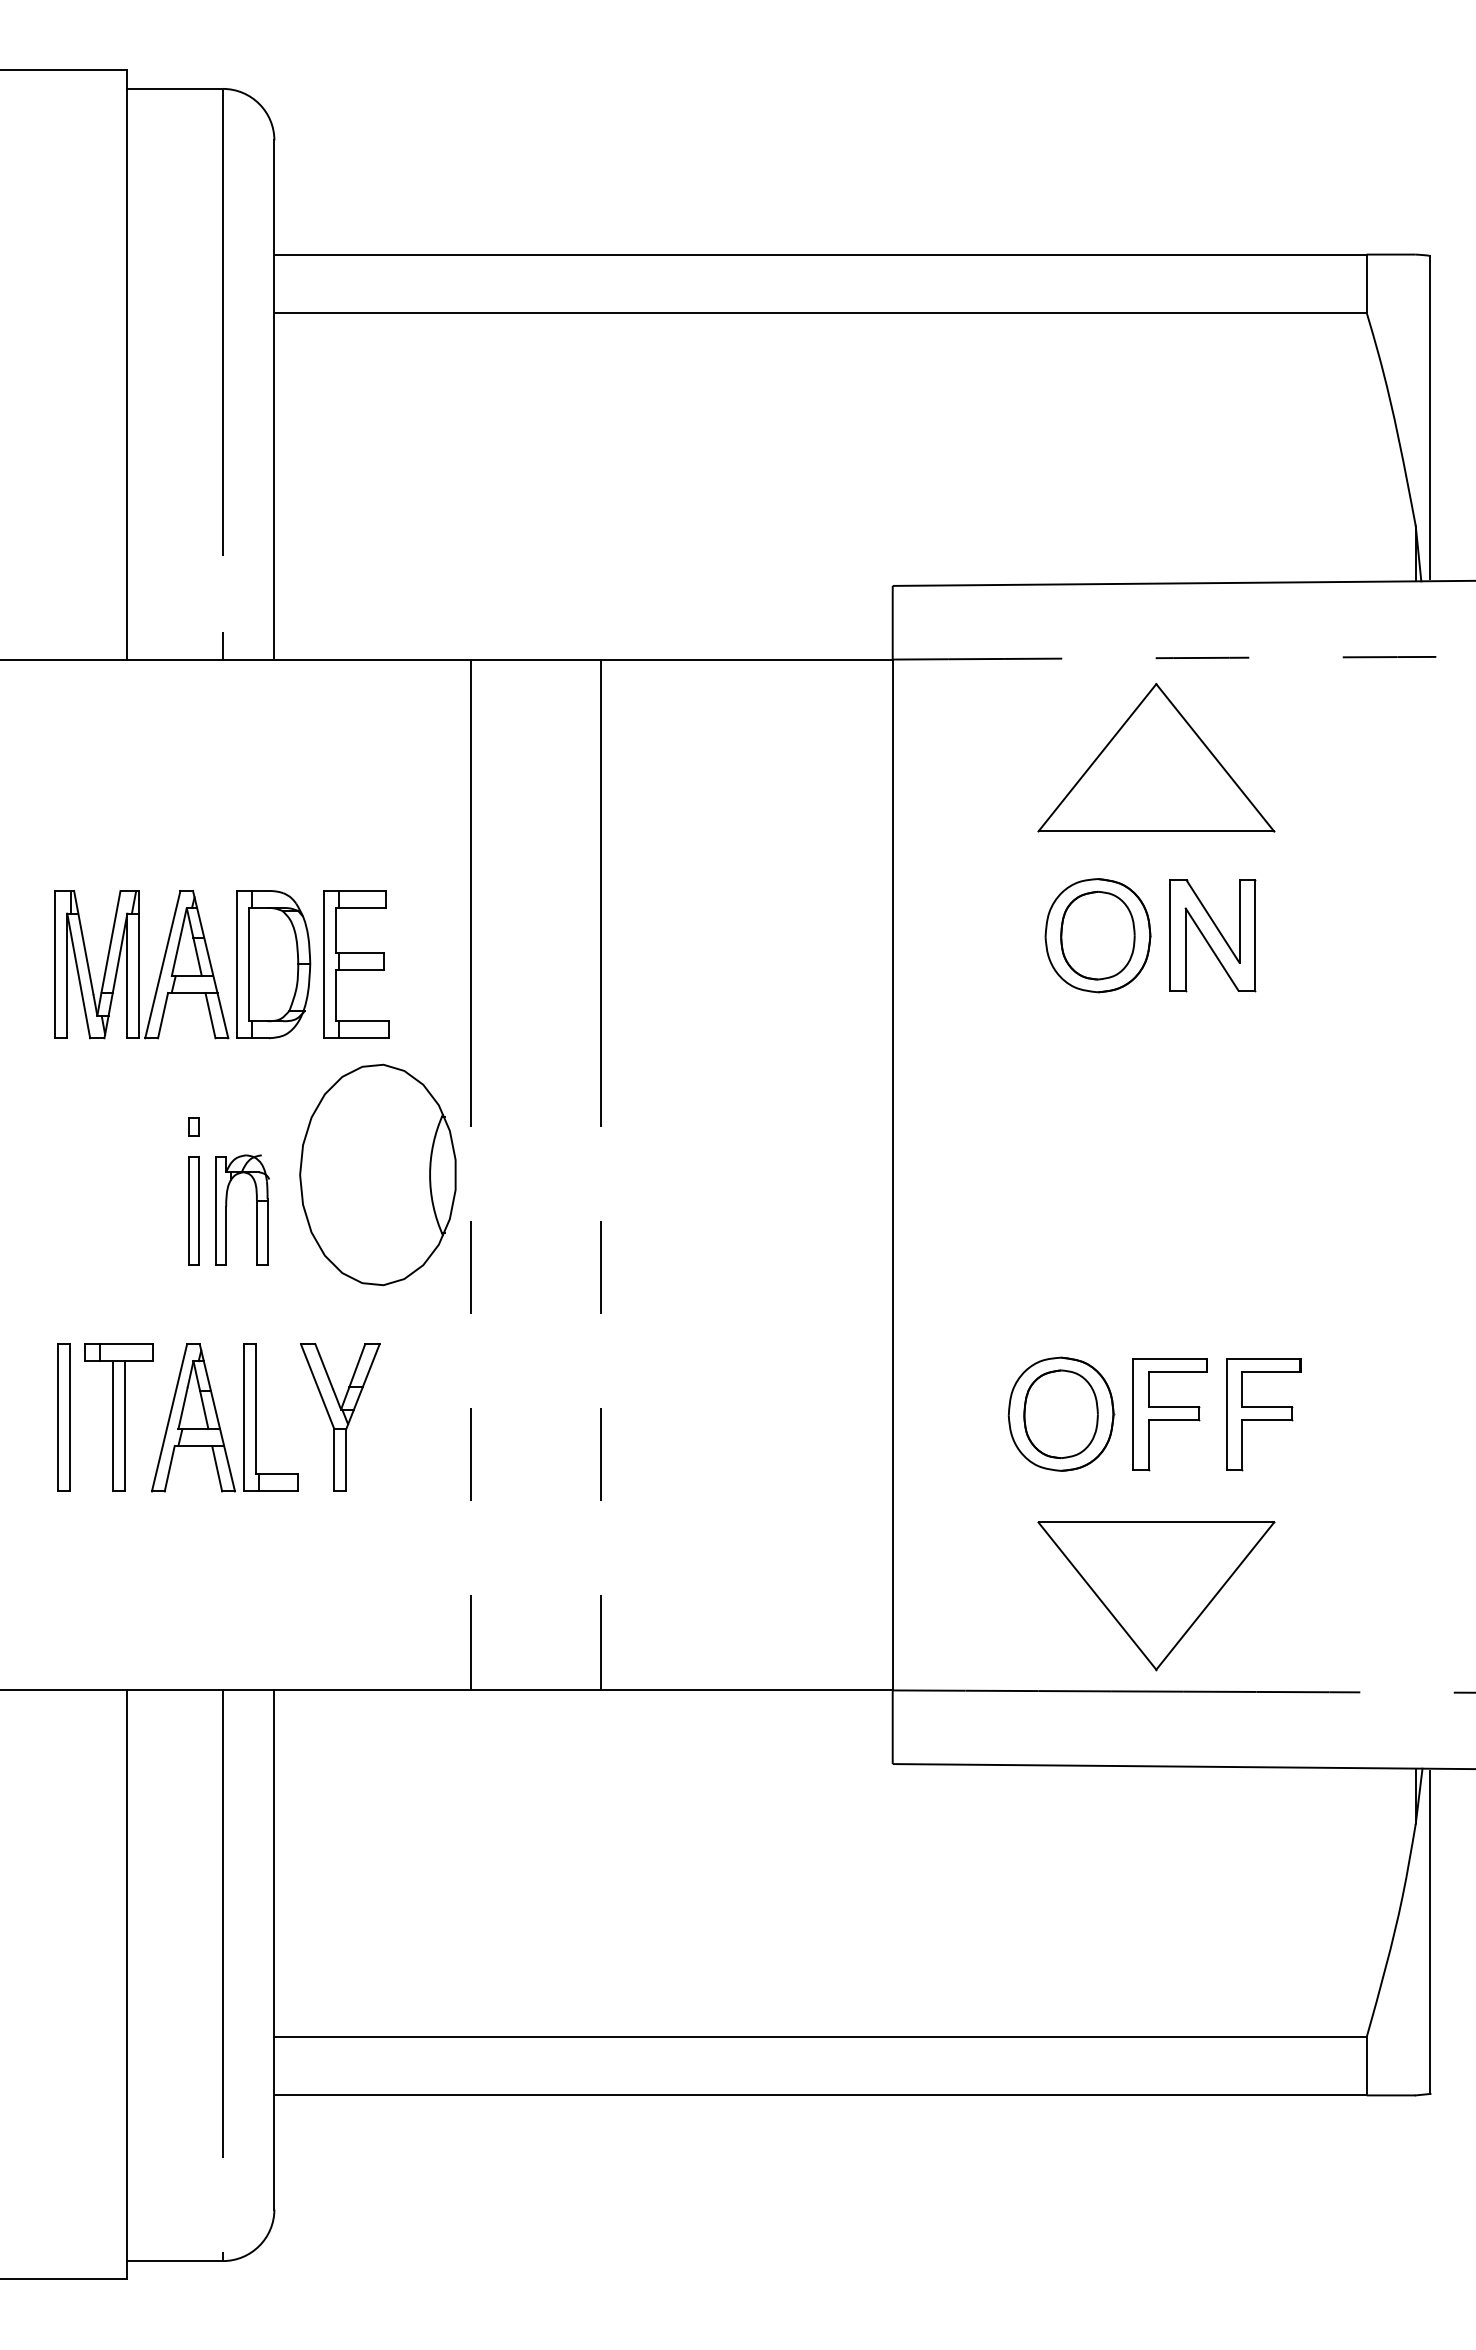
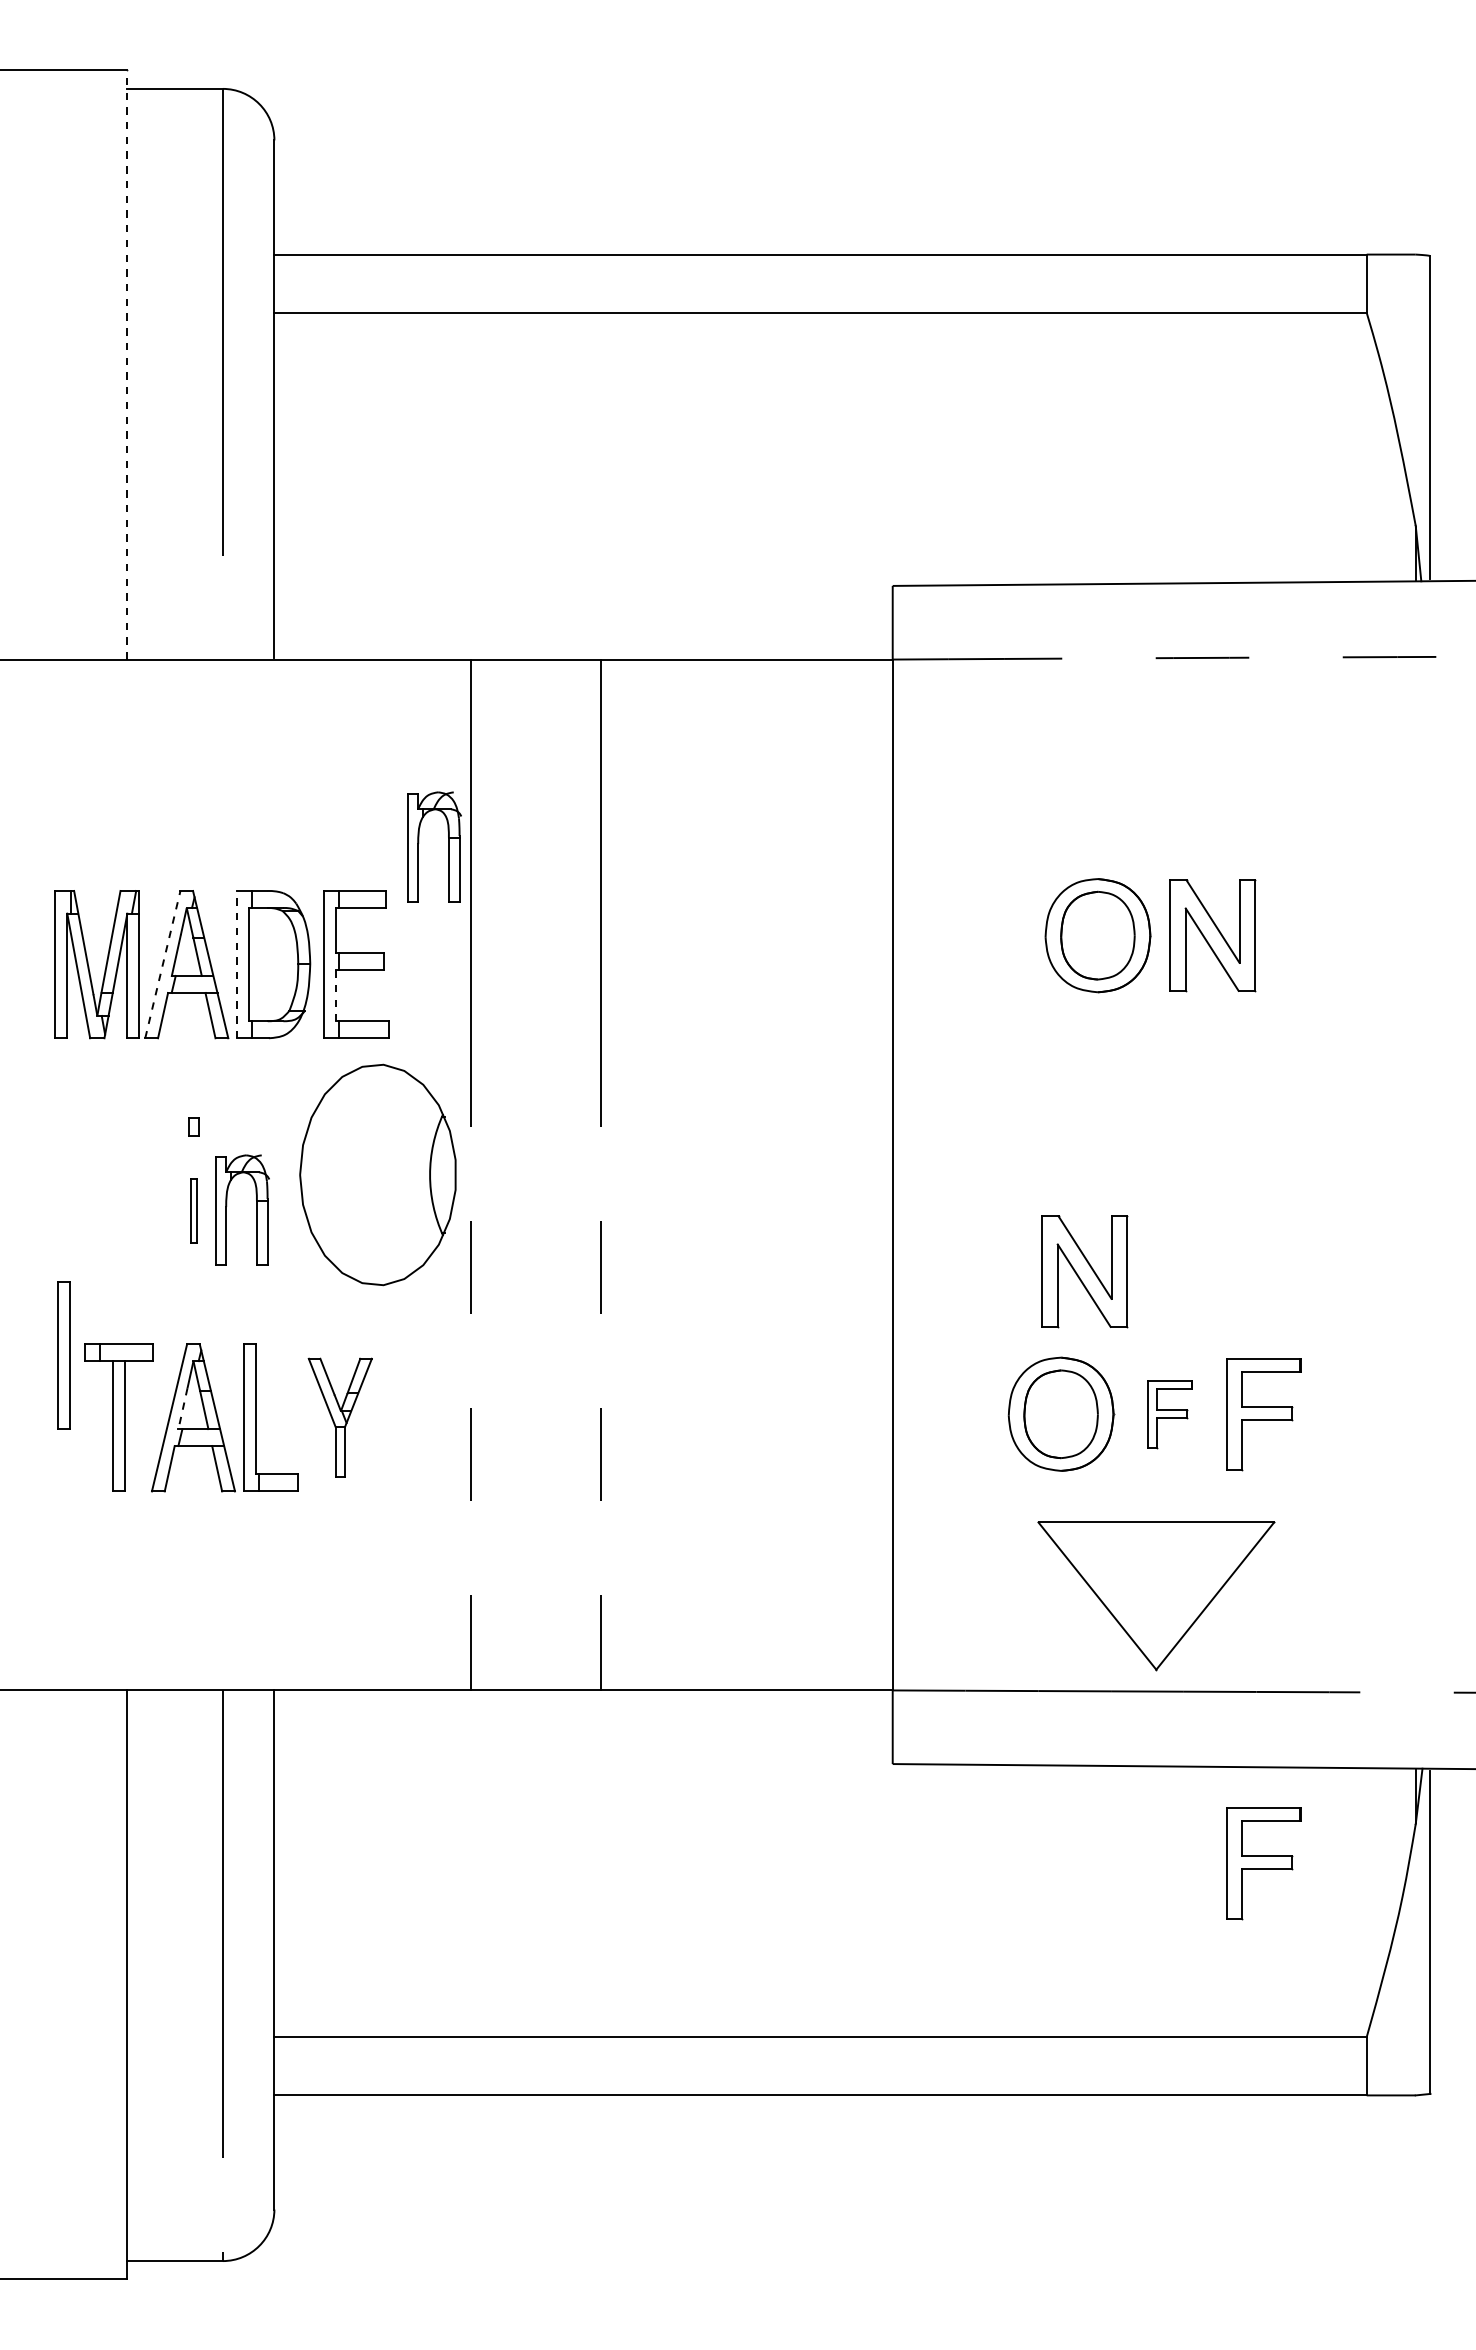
line: solid -> dashed (127, 365)
line: present -> none (222, 645)
part: present -> none (1156, 757)
part: none -> present (448, 846)
line: solid -> dashed (162, 964)
line: solid -> dashed (236, 964)
line: solid -> dashed (335, 996)
part size: 12x110 px -> 8x66 px (193, 1210)
part: none -> present (1084, 1271)
line: solid -> dashed (183, 1408)
part size: 76x114 px -> 46x70 px (1169, 1414)
part position: (63, 1417) -> (63, 1355) (63, 1355)
part size: 81x149 px -> 66x121 px (339, 1417)
part: none -> present (1263, 1863)
